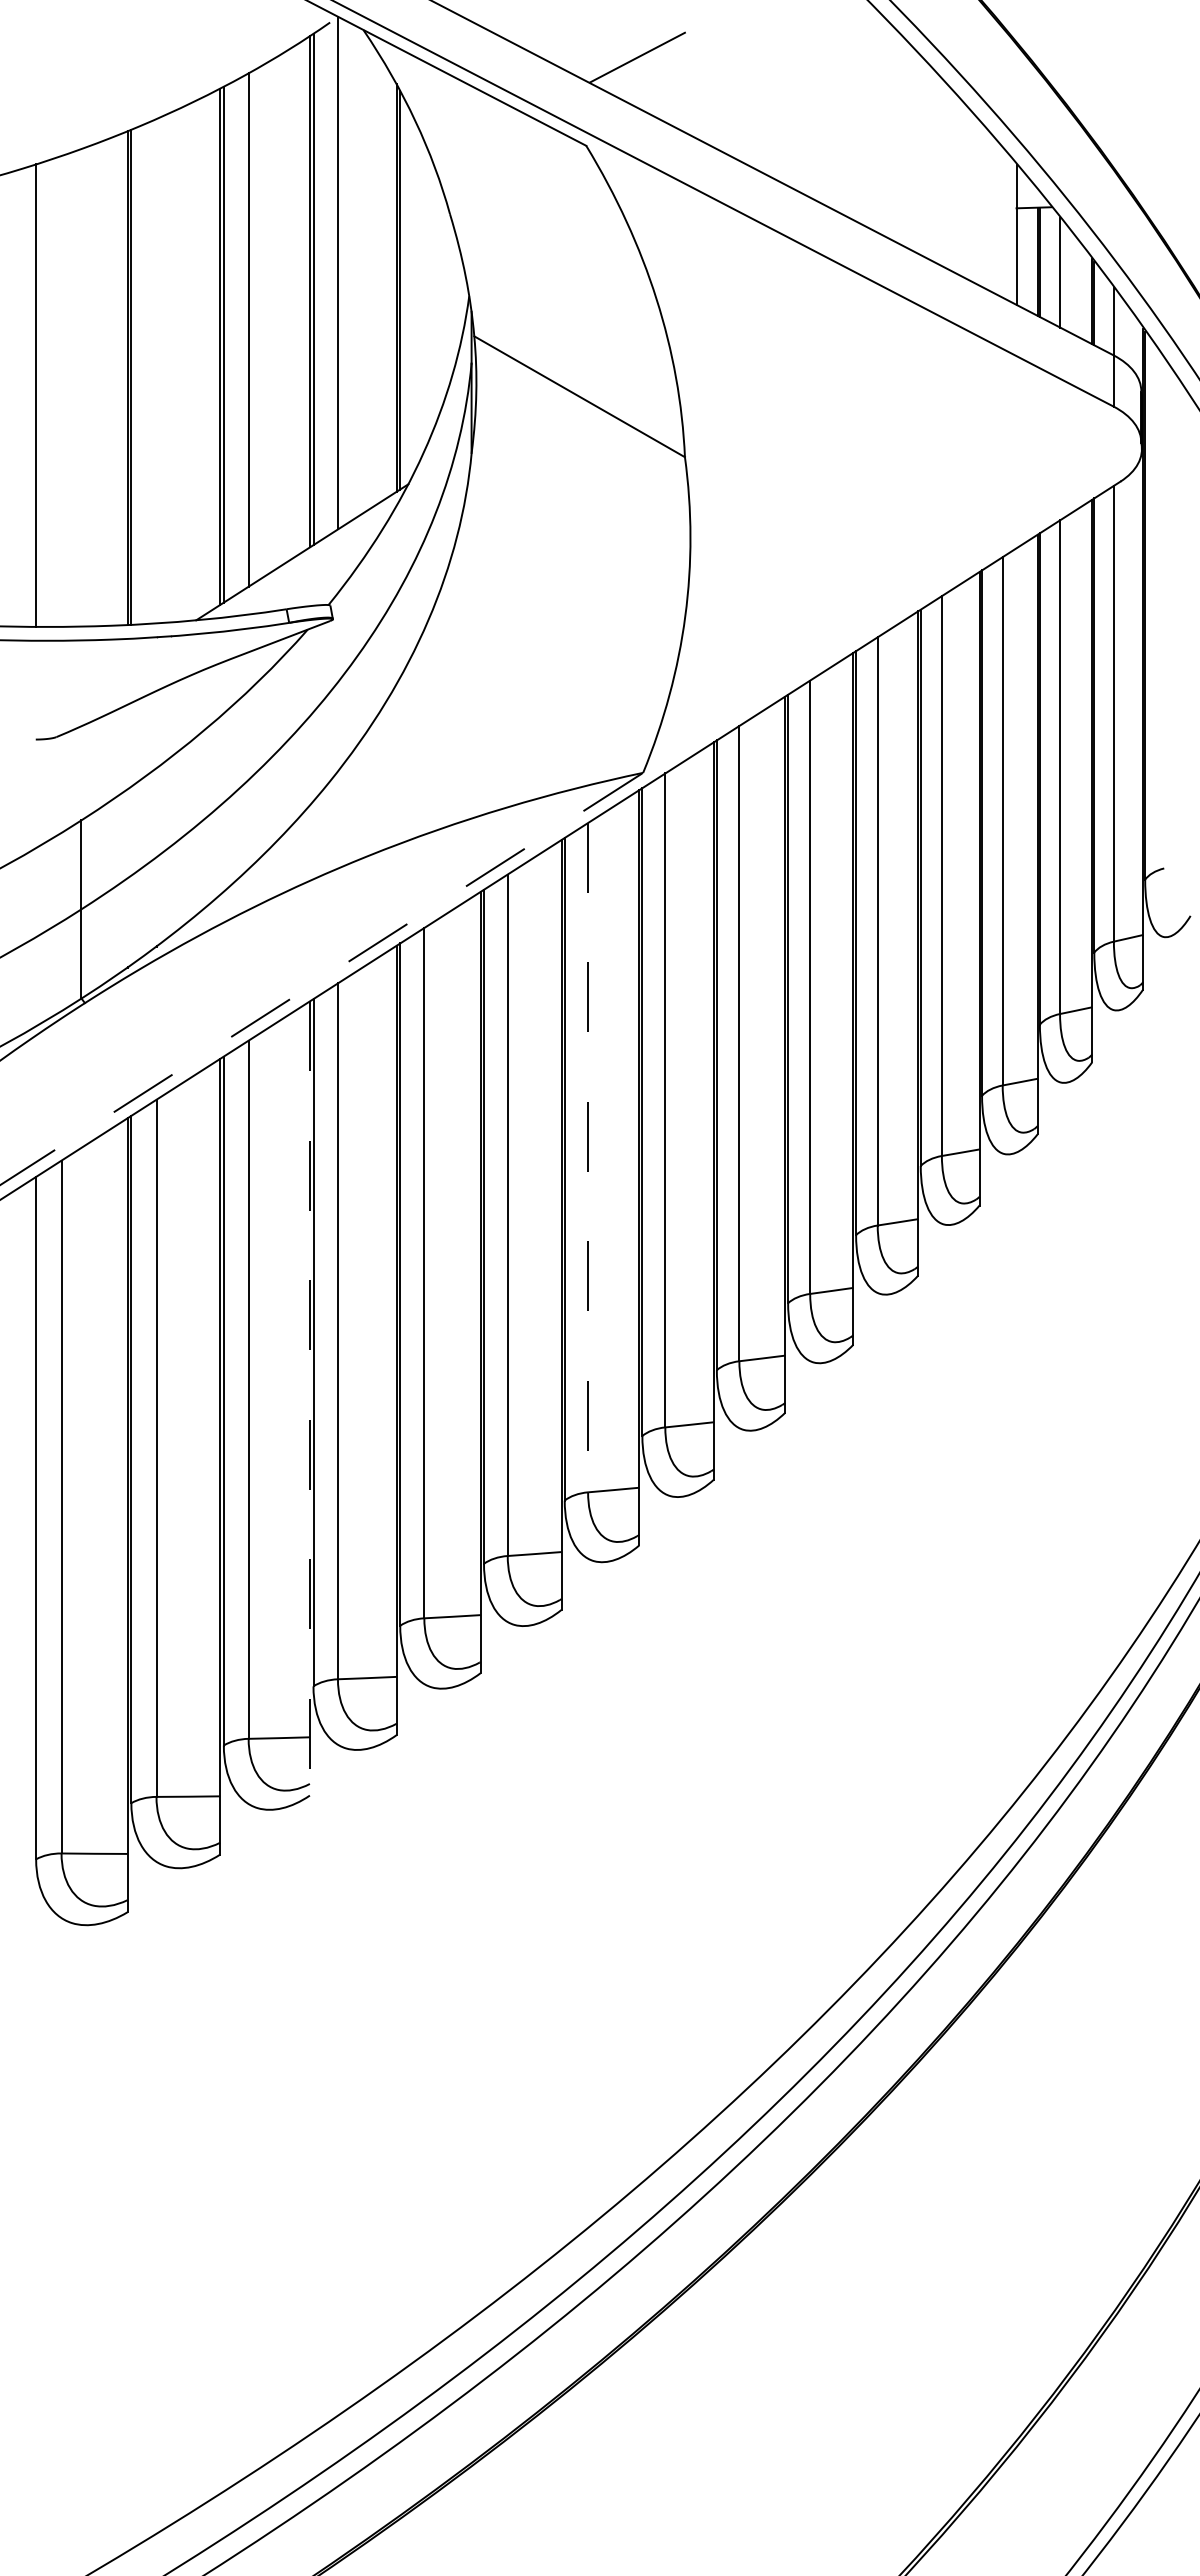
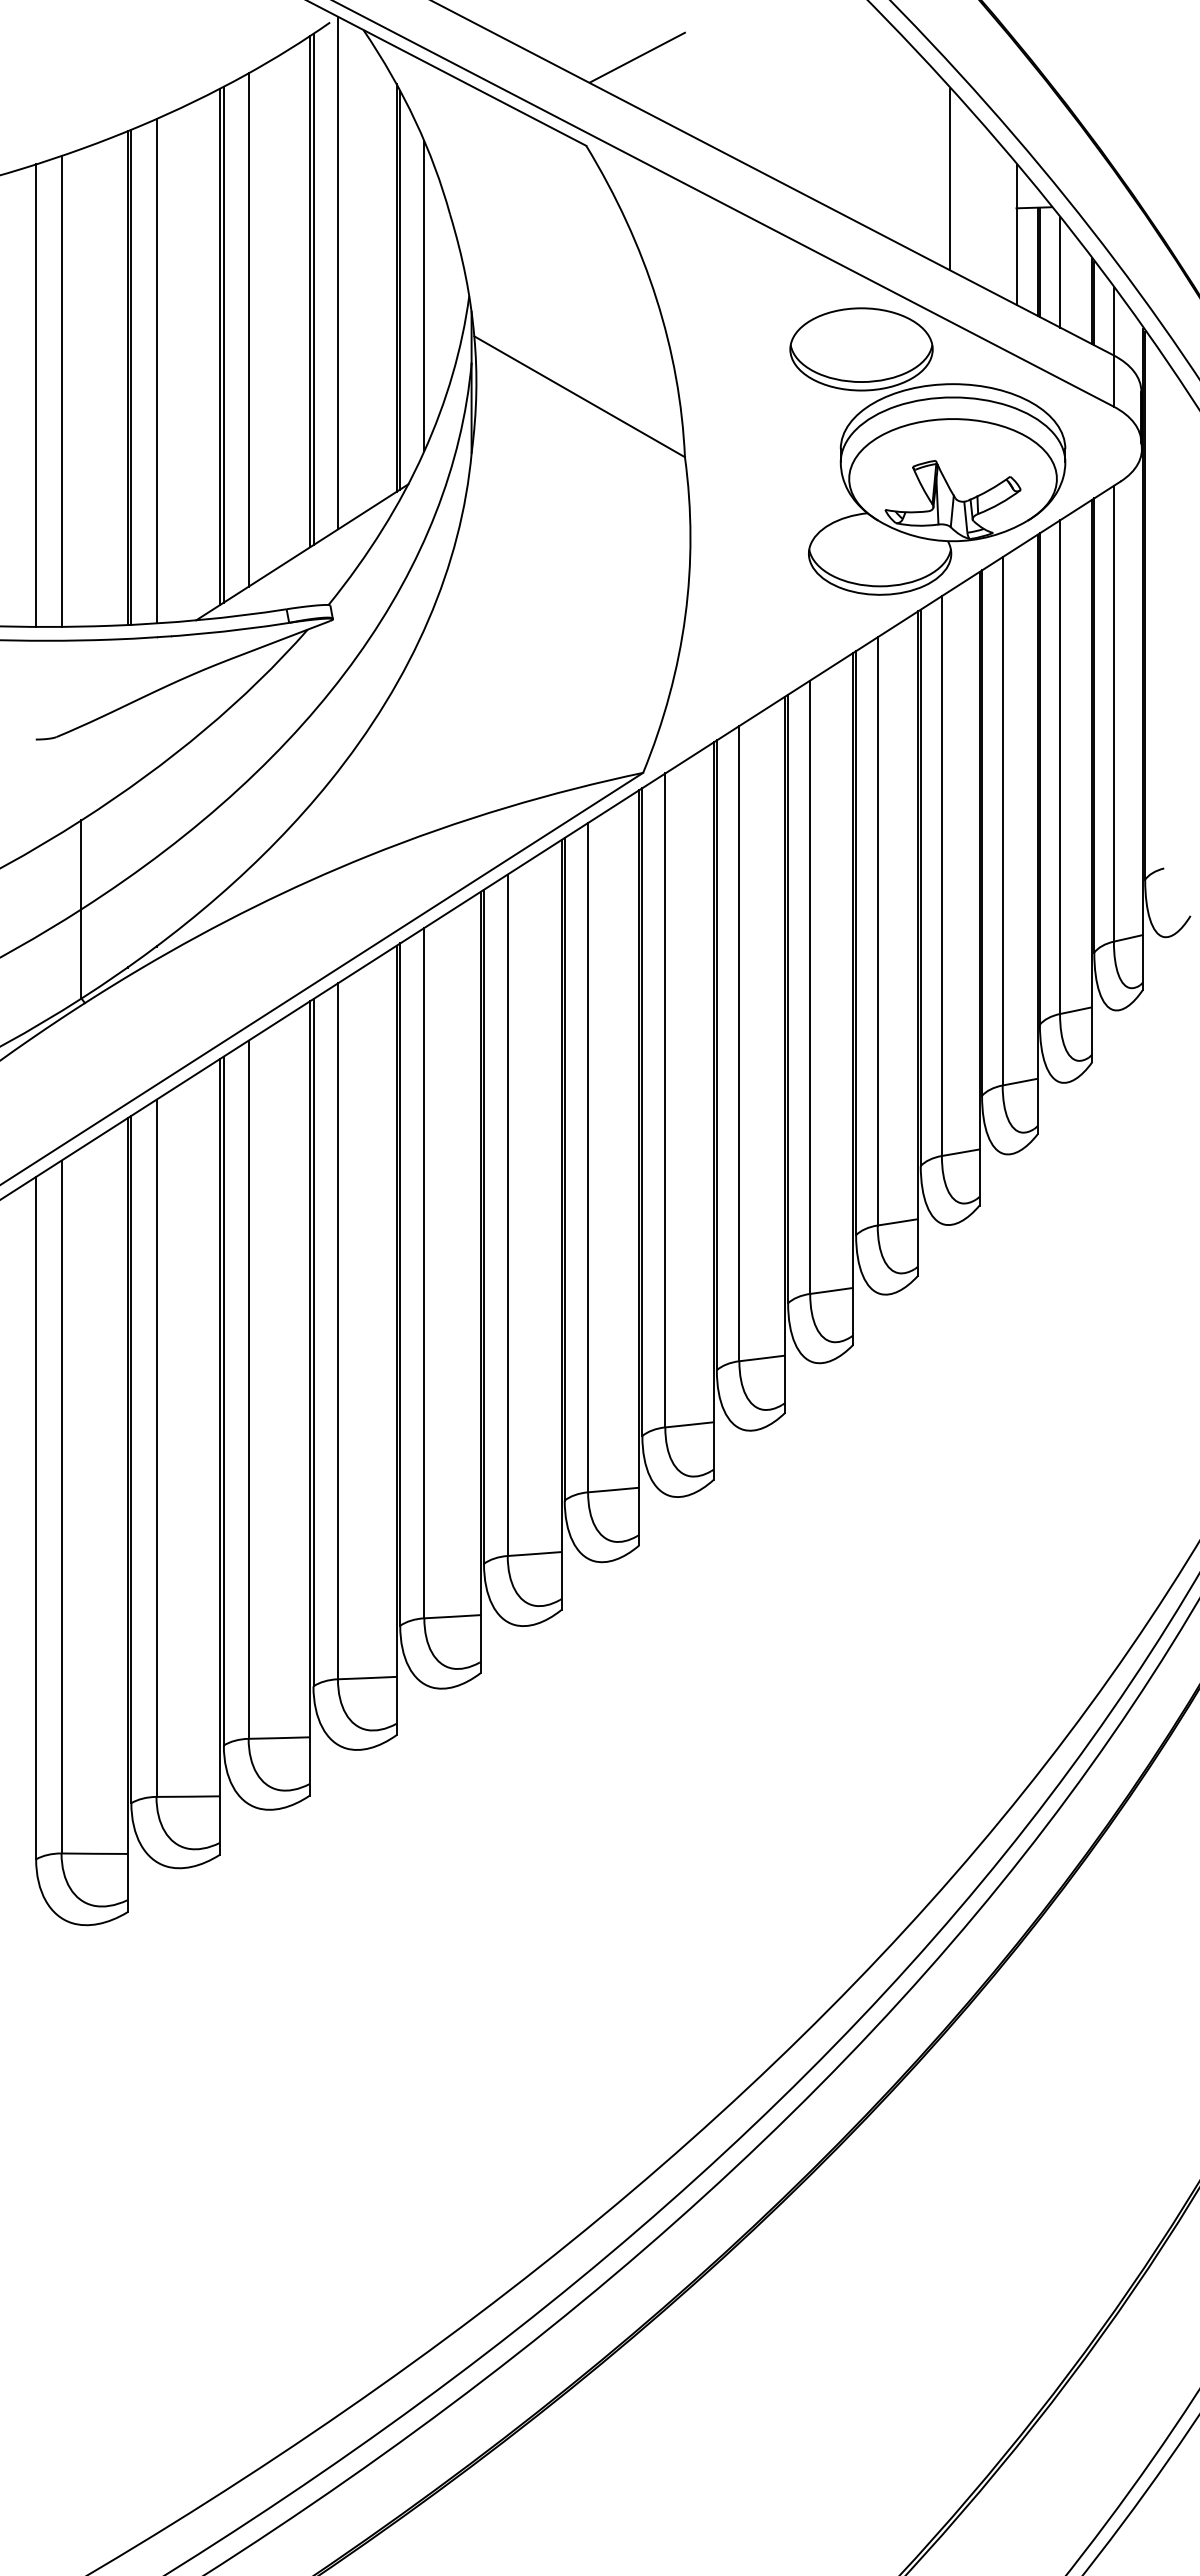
line: none -> present (950, 179)
line: none -> present (424, 295)
line: none -> present (156, 371)
line: none -> present (61, 391)
part: none -> present (927, 451)
line: dashed -> solid (321, 978)
line: dashed -> solid (588, 1157)
line: dashed -> solid (309, 1399)
